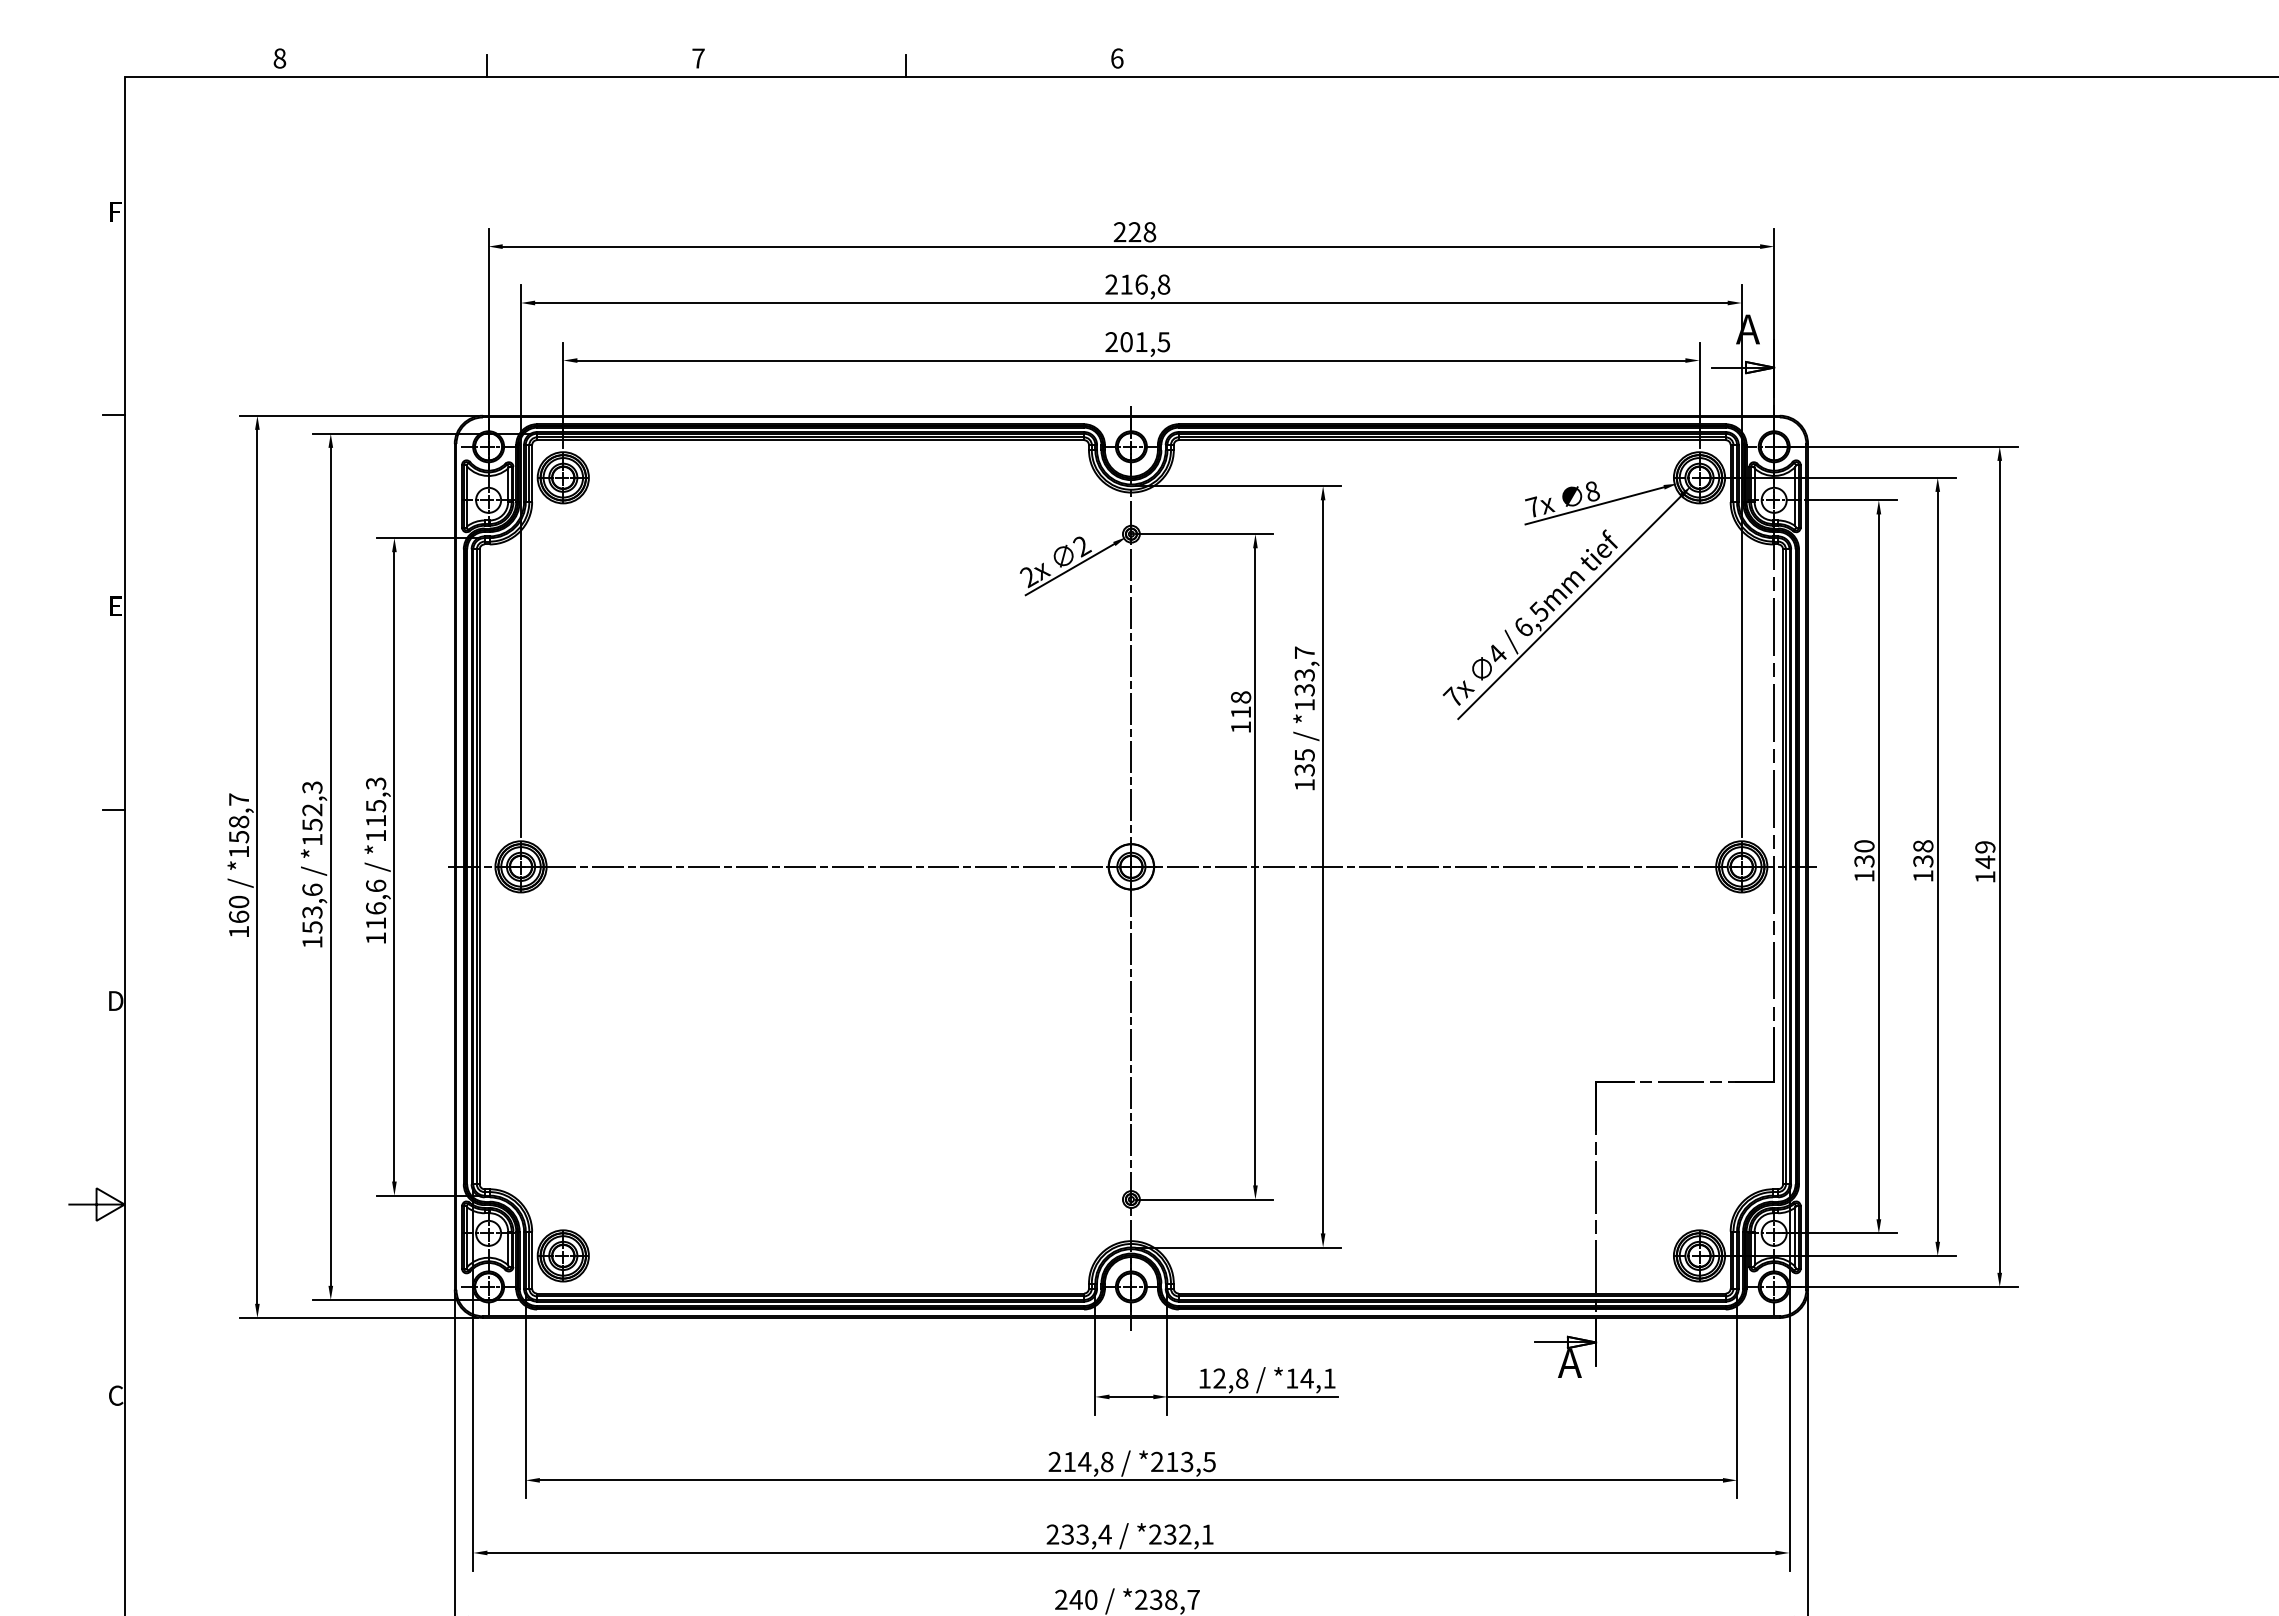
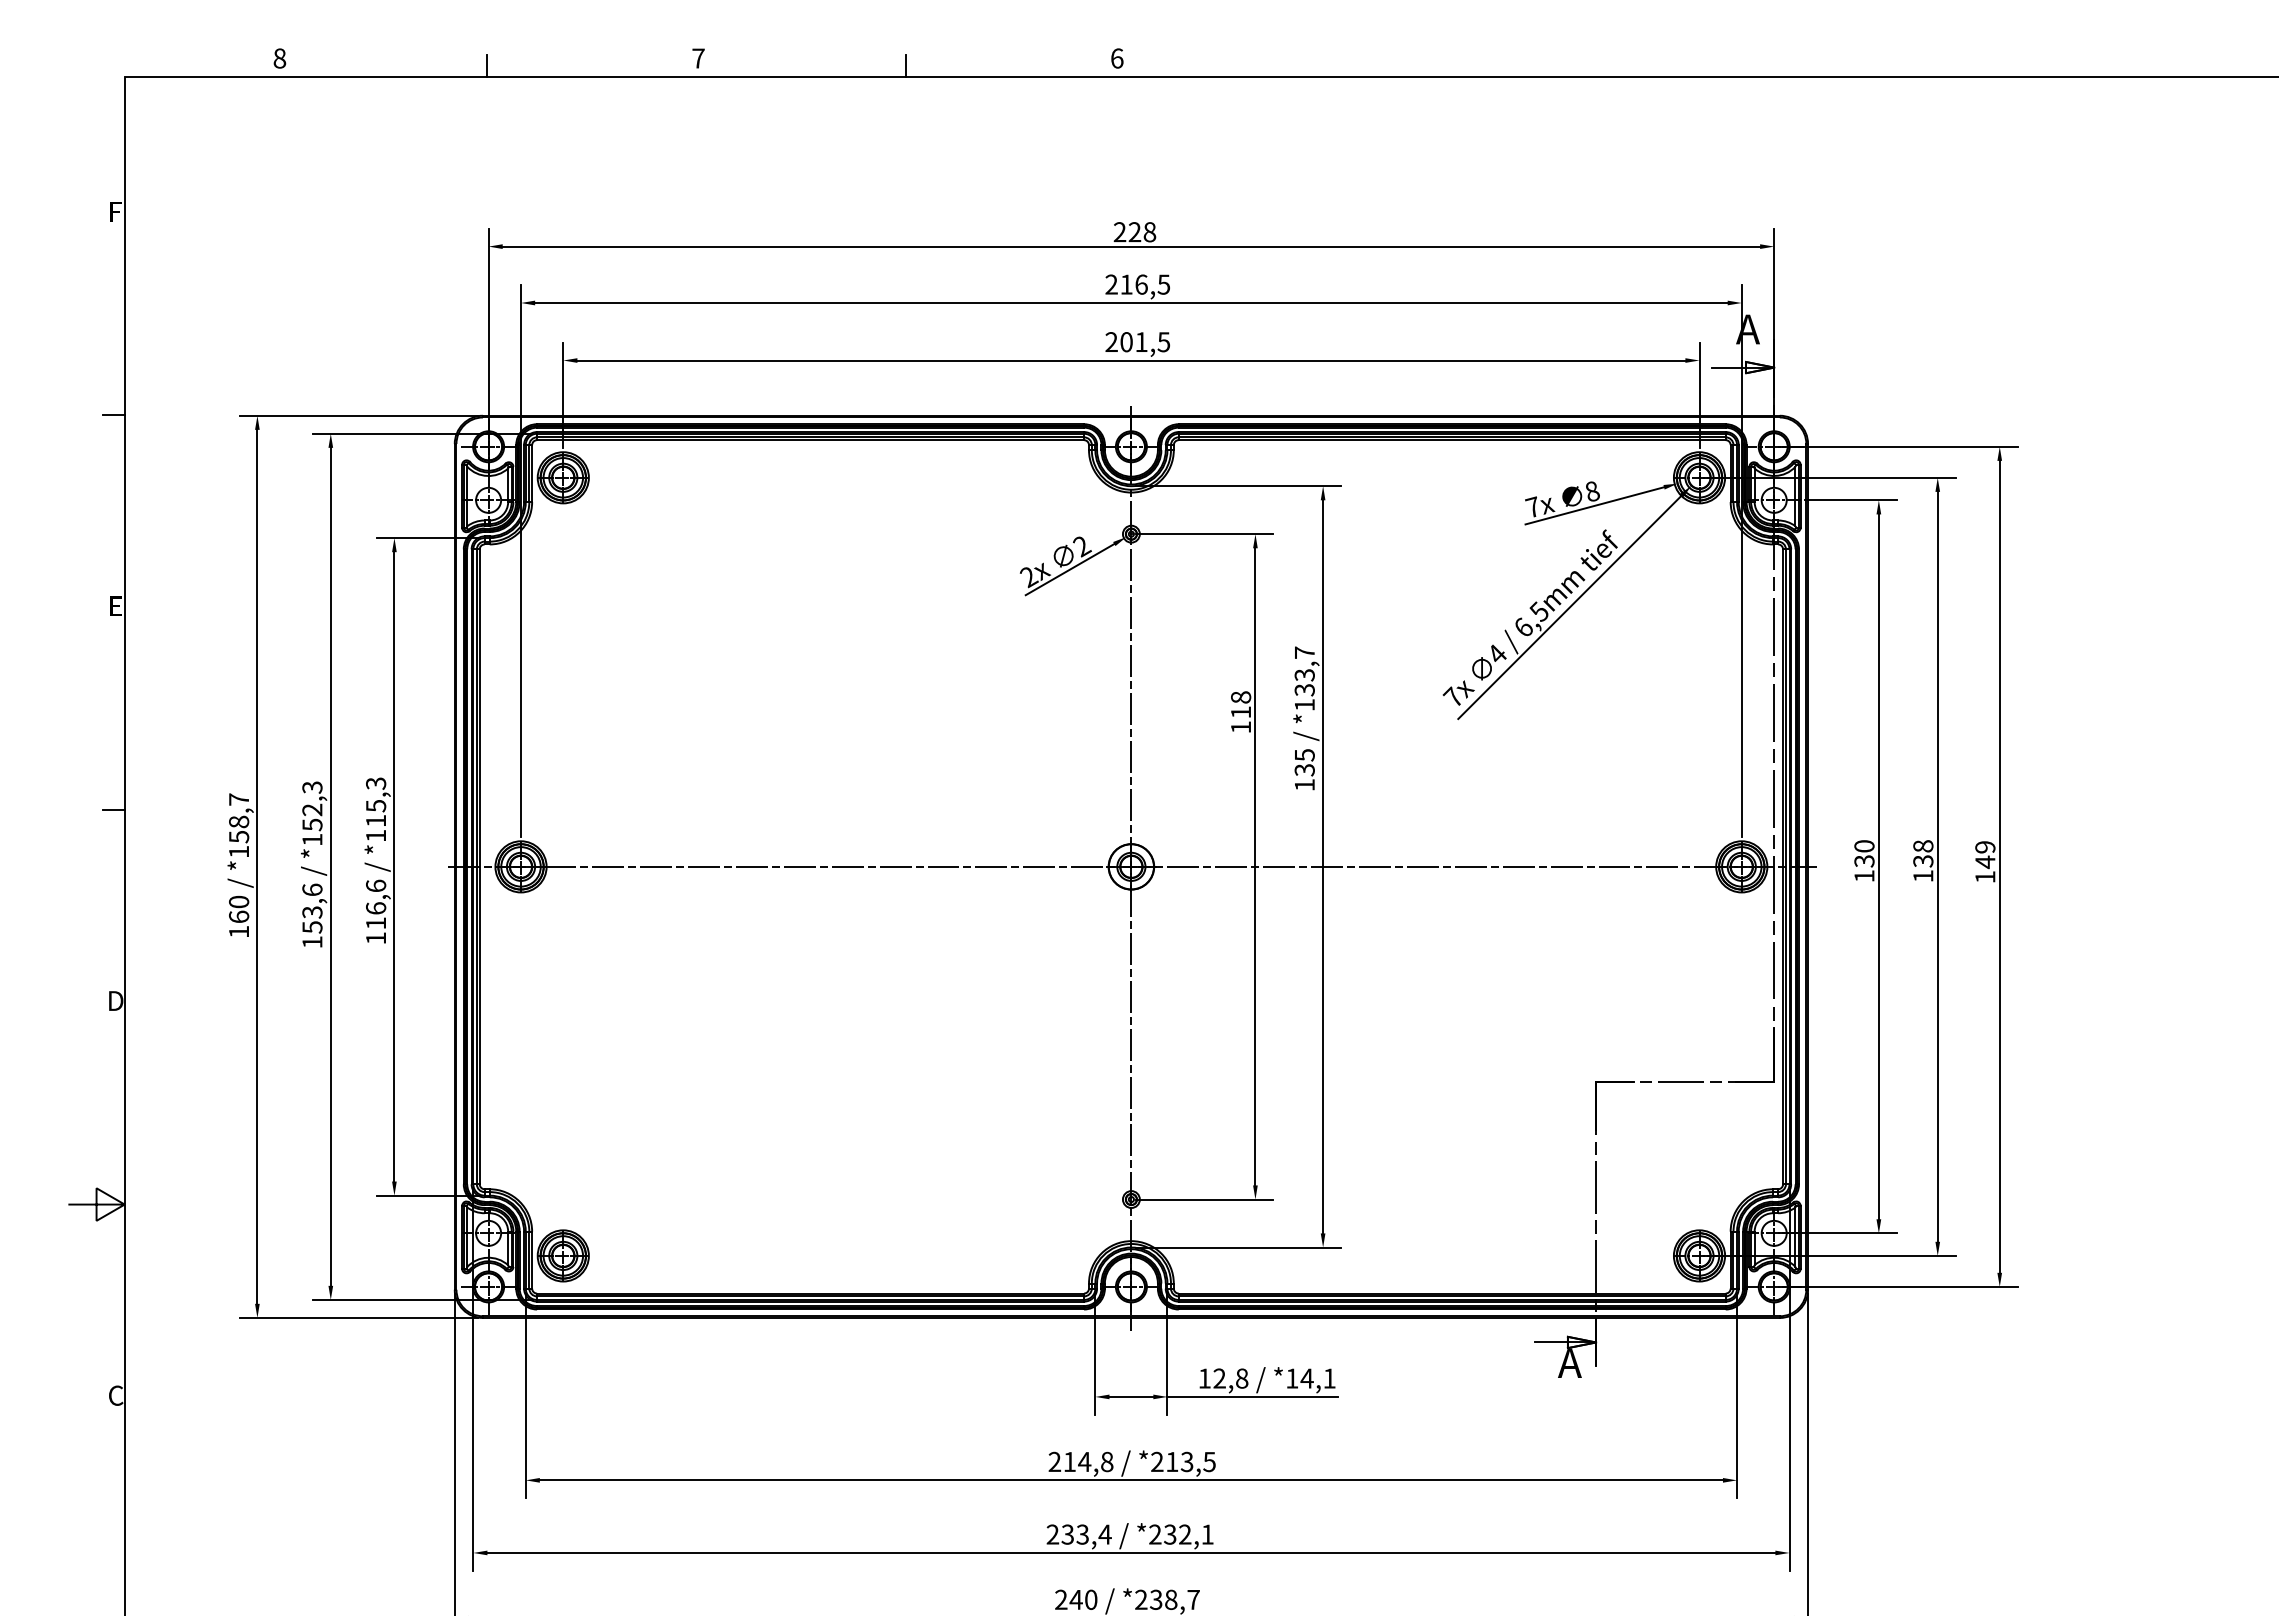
text: 216,8 -> 216,5 (1163, 284)
